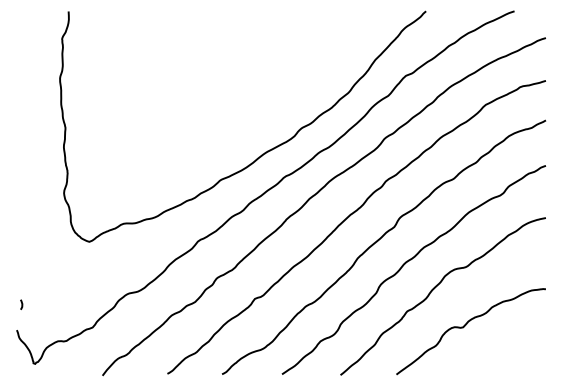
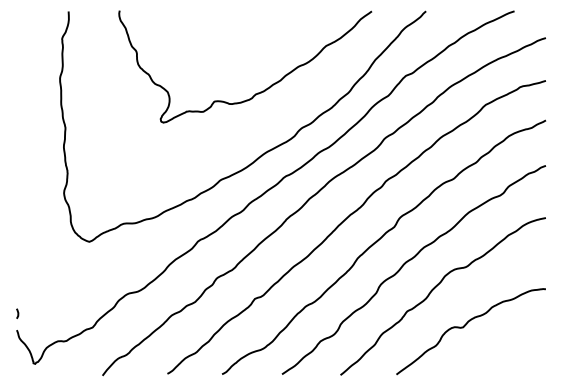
curve: none -> present (257, 92)
curve position: (21, 304) -> (17, 313) (17, 313)
